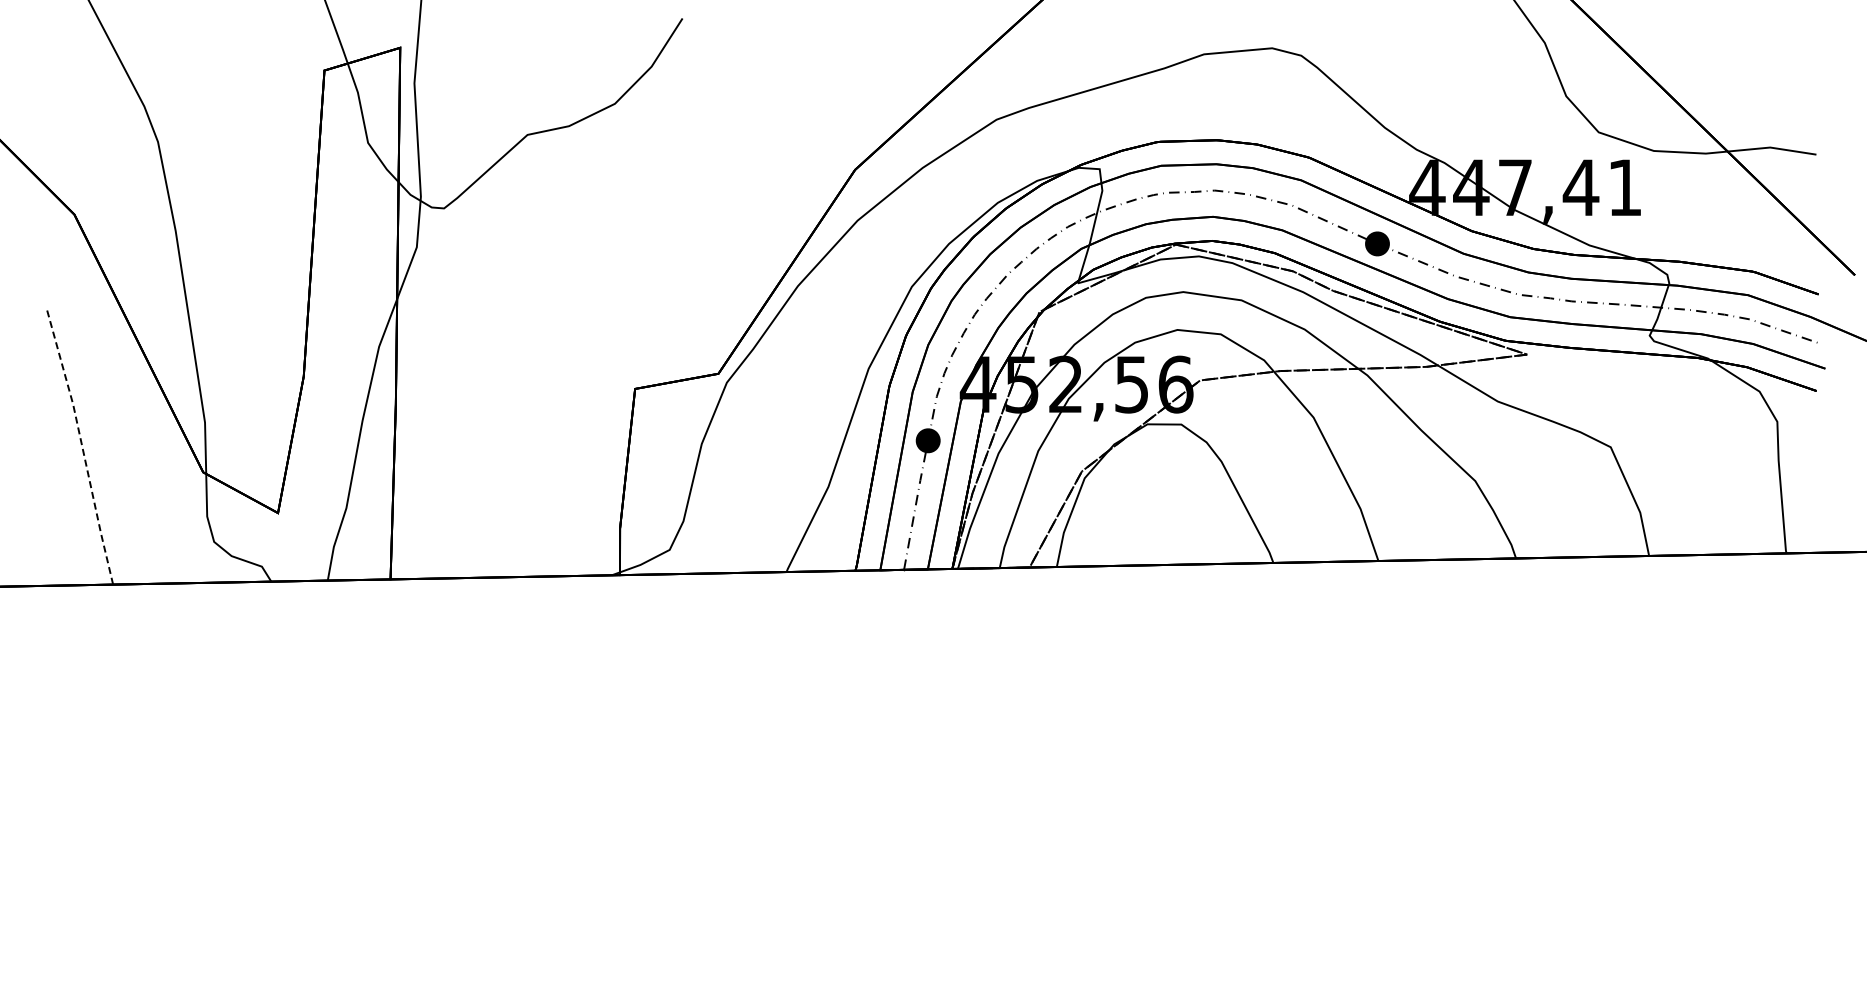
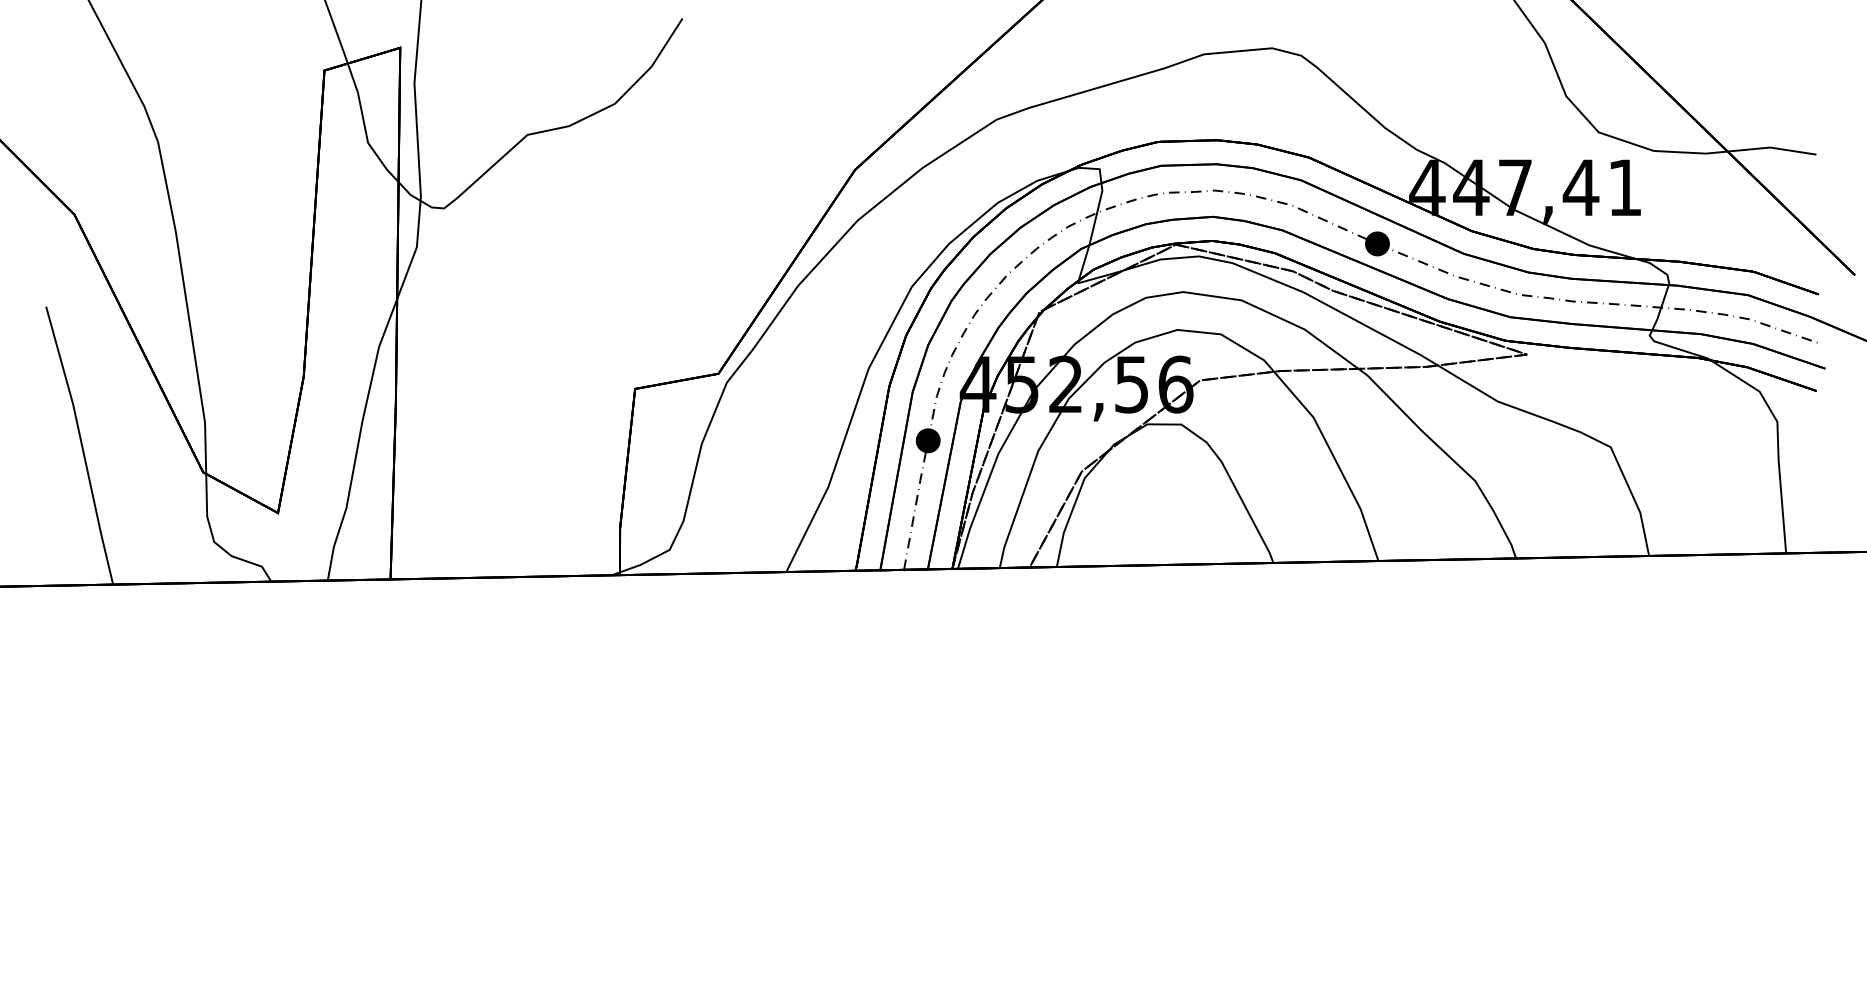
line: dashed -> solid (81, 444)
